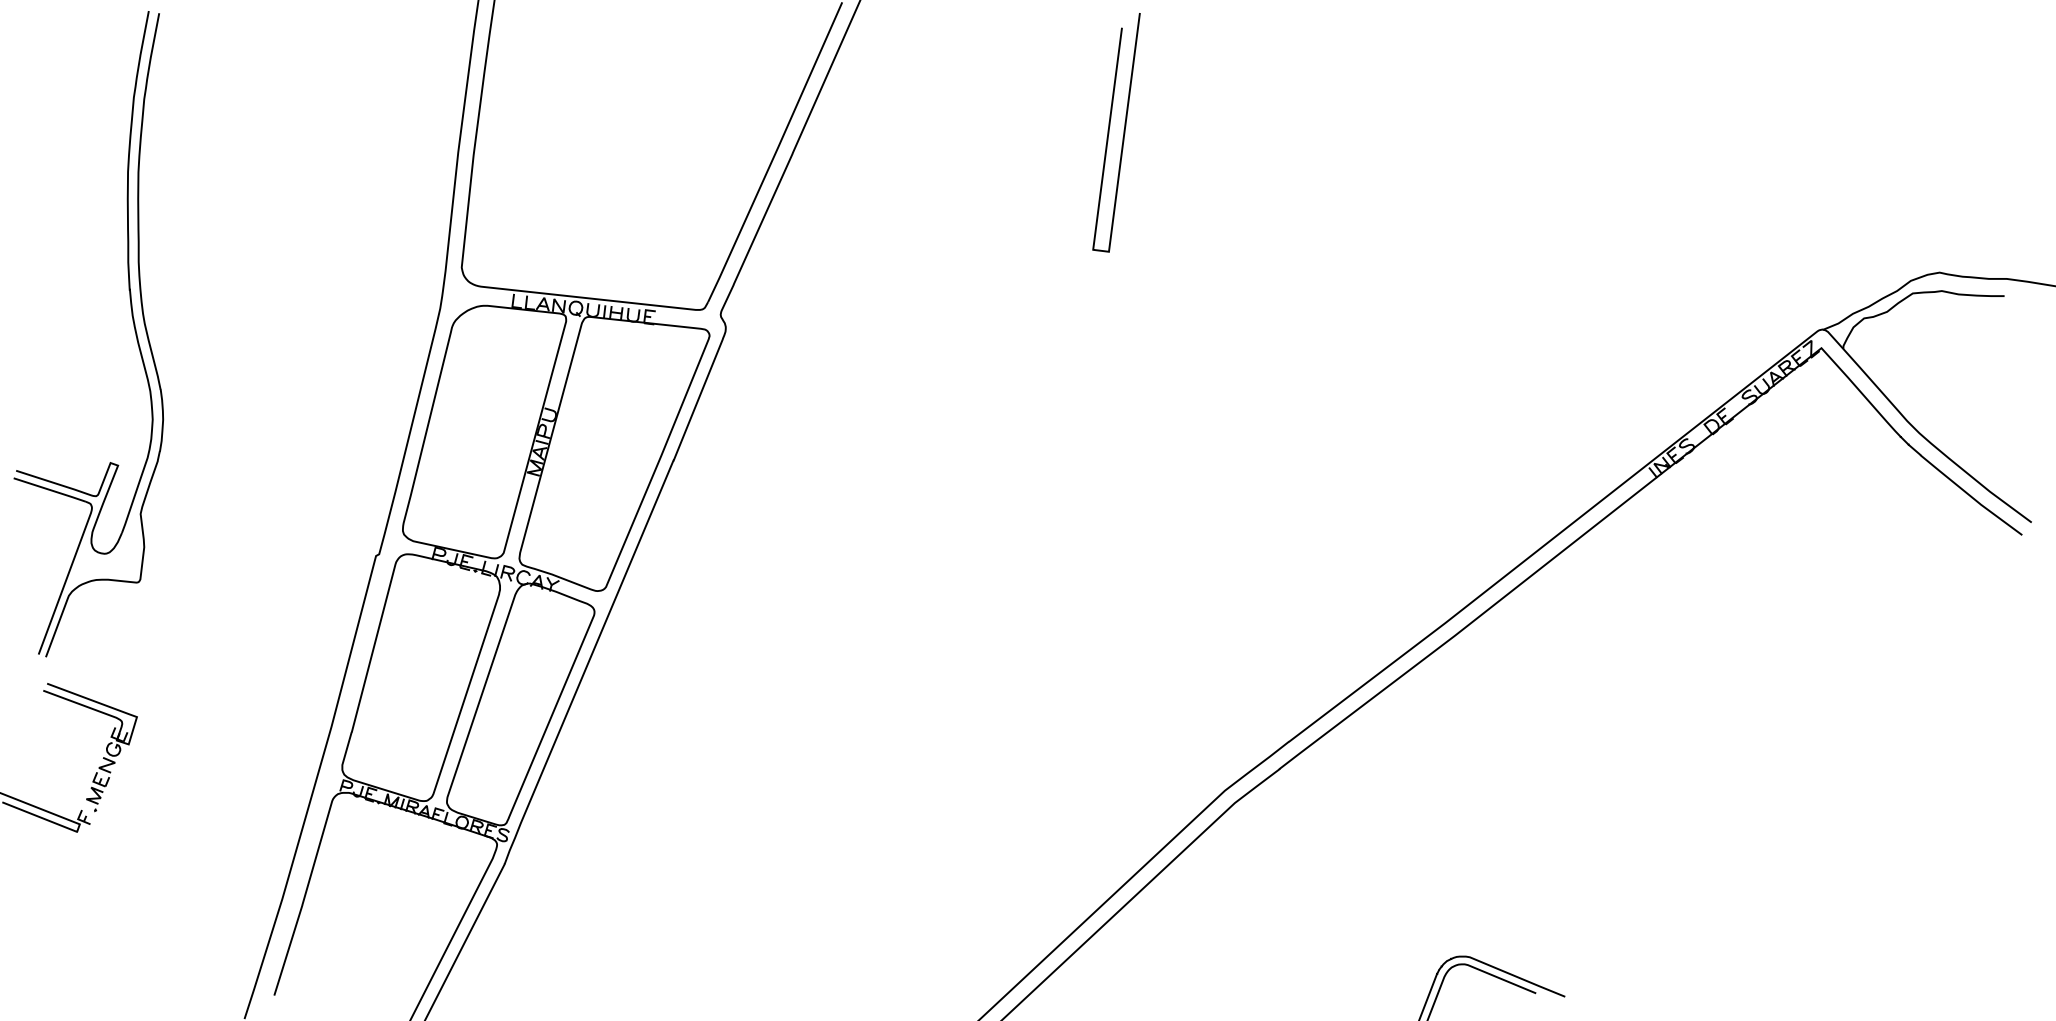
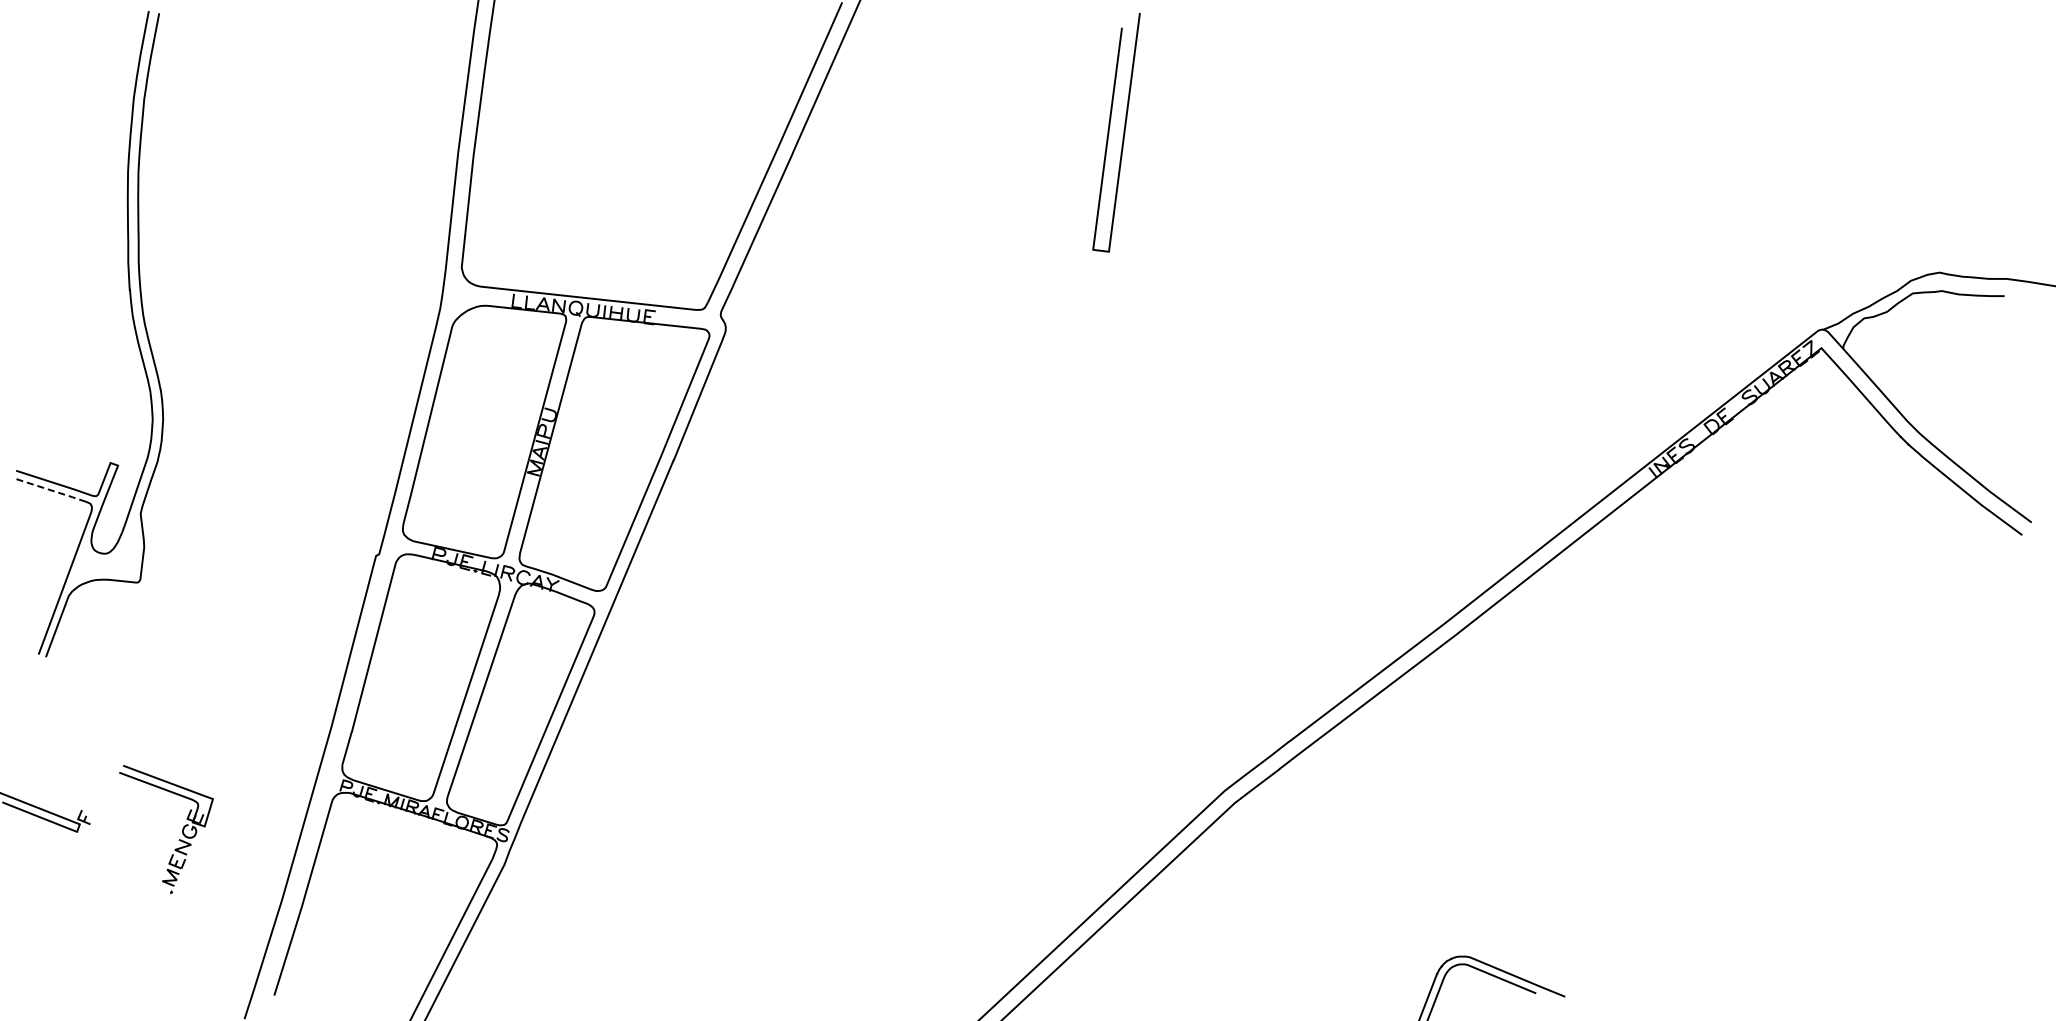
line: solid -> dashed (50, 490)
part position: (106, 747) -> (182, 829) (182, 829)
